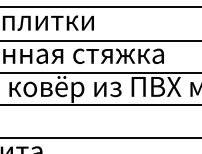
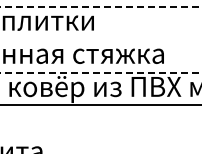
line: solid -> dashed (101, 7)
line: present -> none (100, 40)
line: solid -> dashed (101, 72)
line: present -> none (100, 138)
